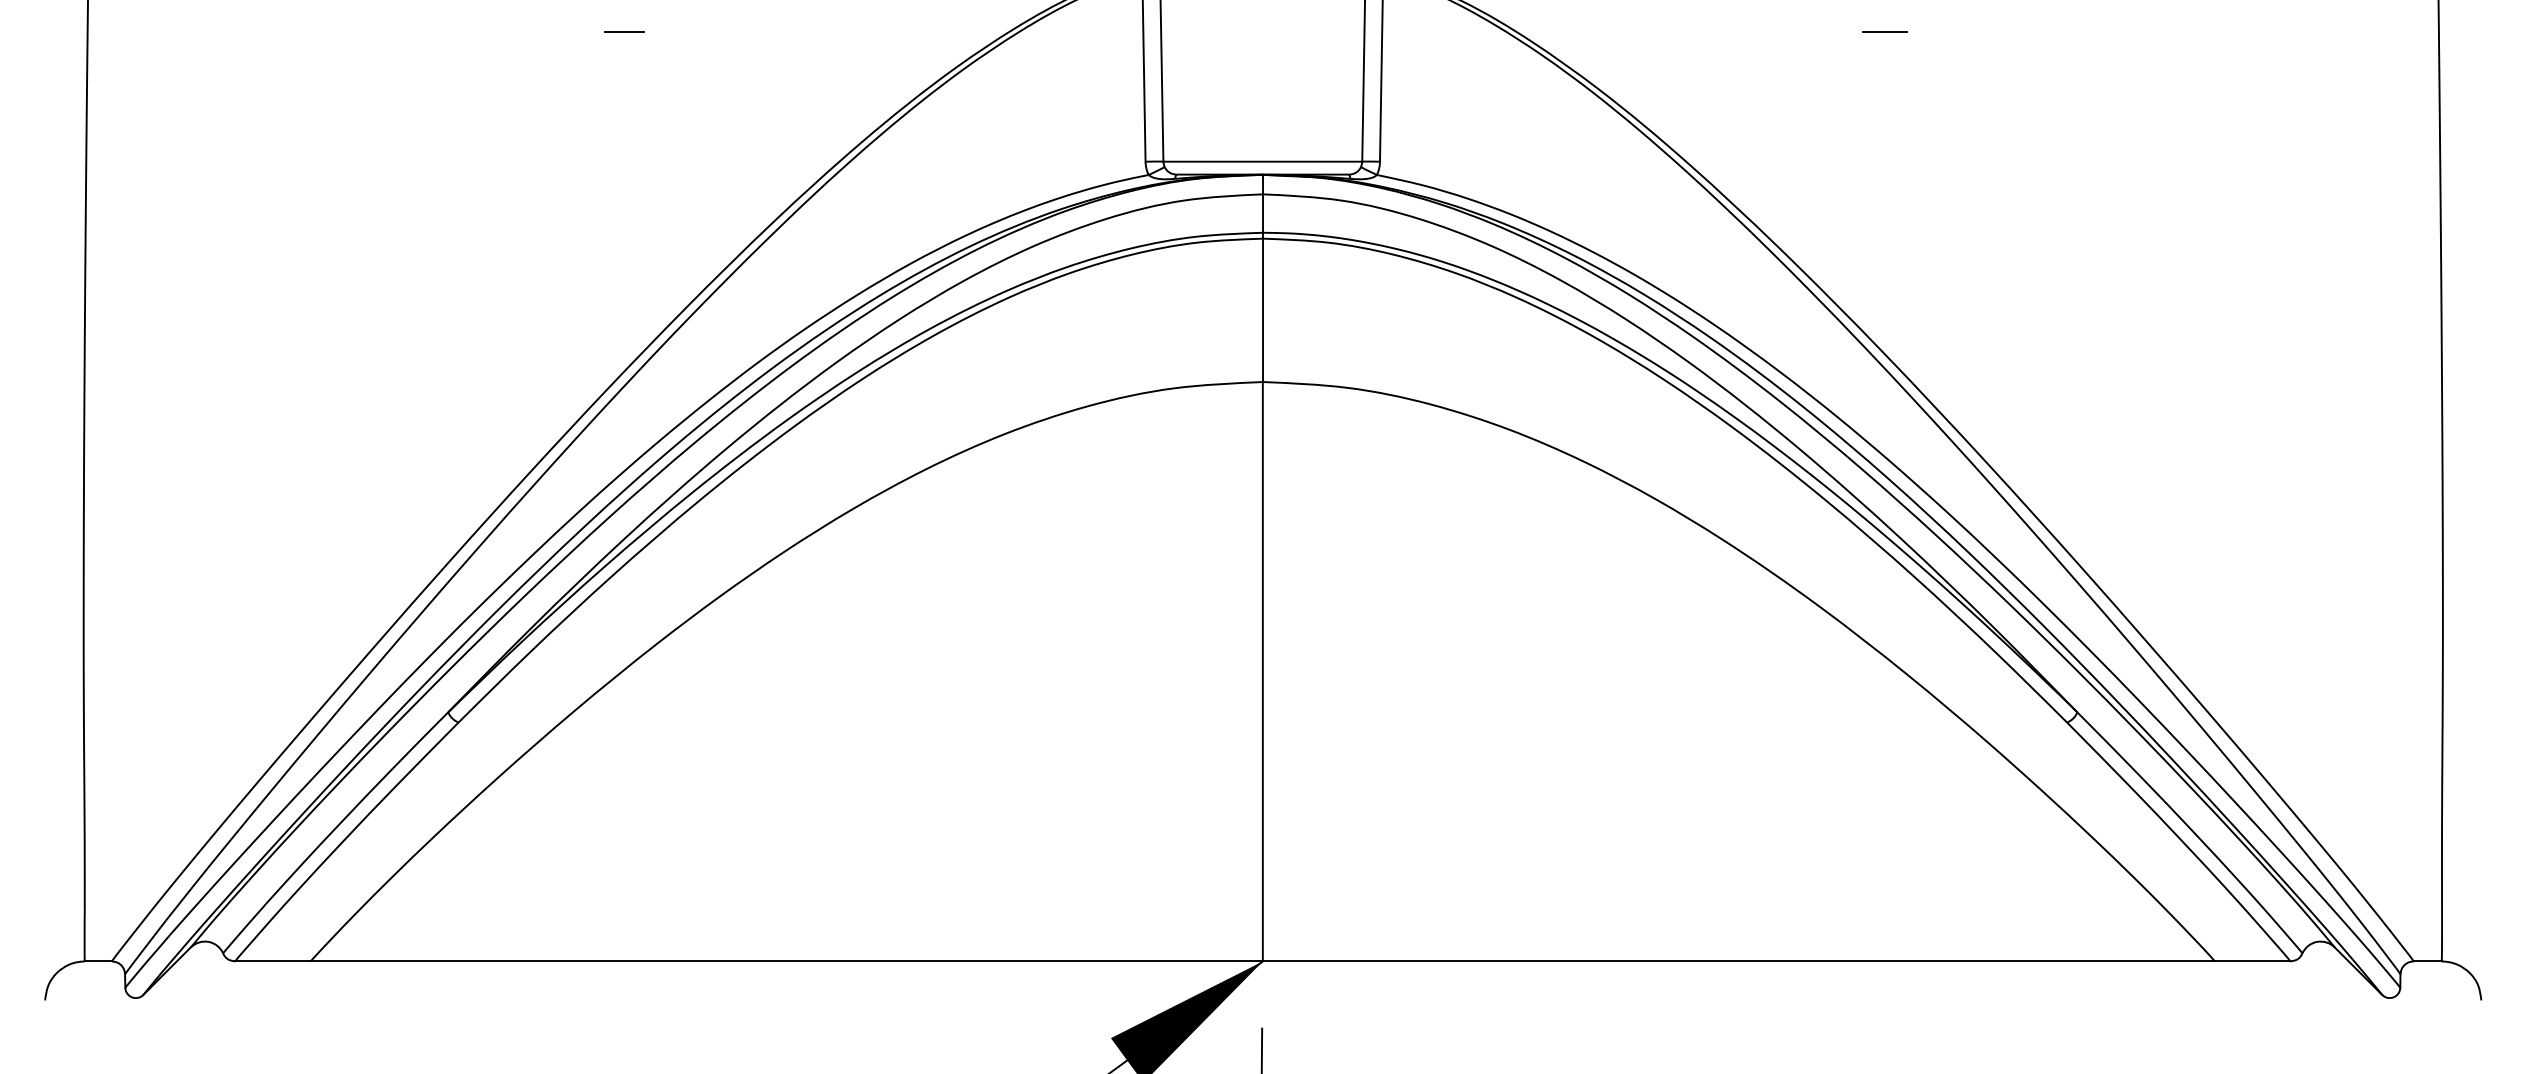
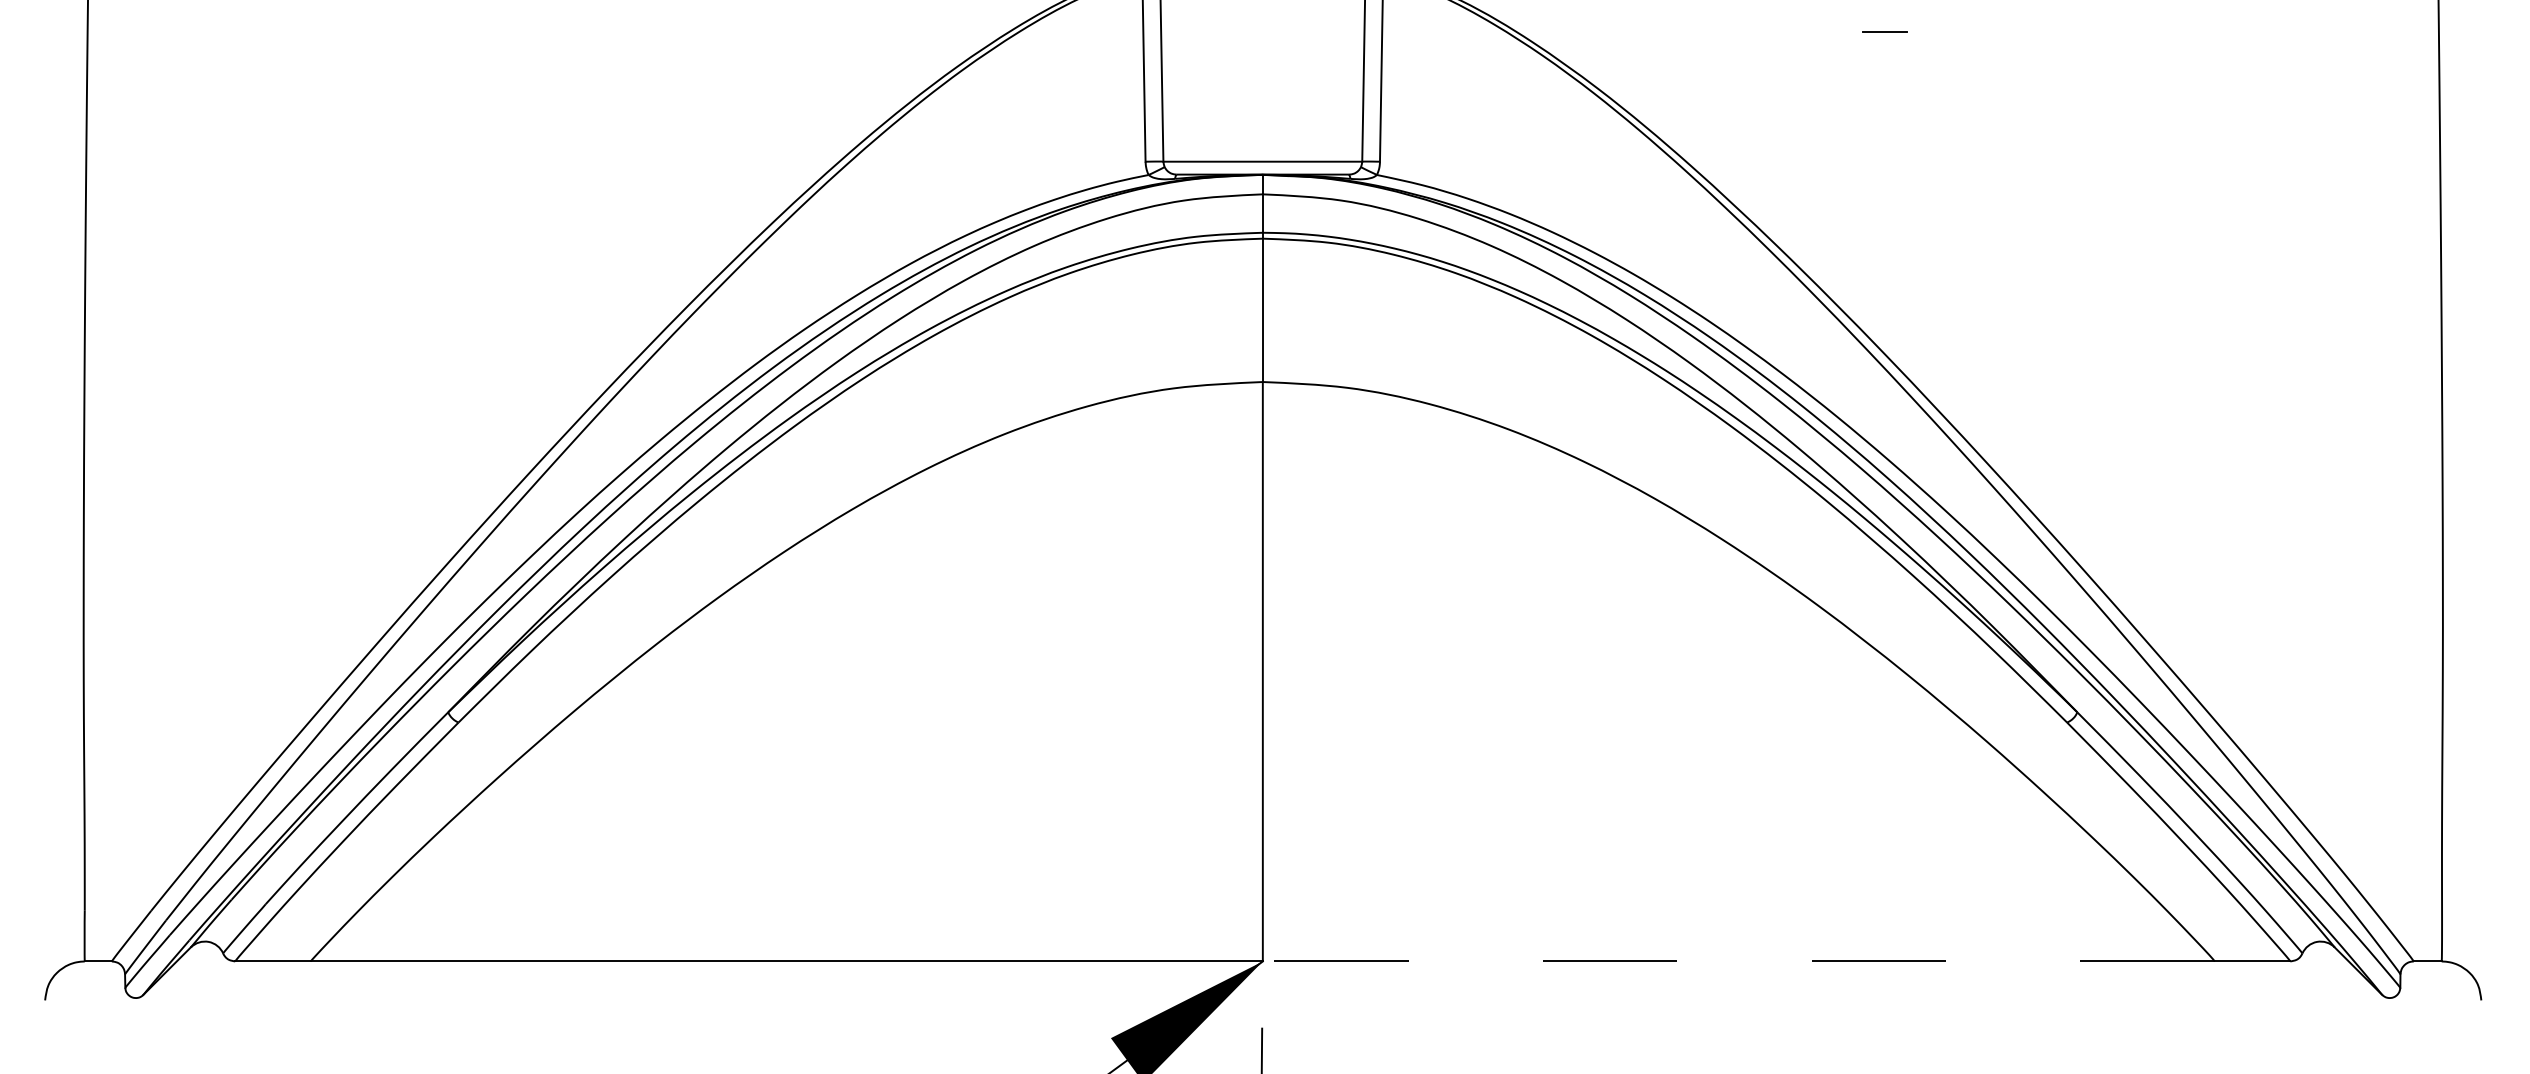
line: present -> none (624, 31)
line: solid -> dashed (1738, 961)
